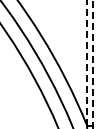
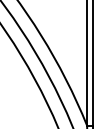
line: dashed -> solid (87, 62)
line: dashed -> solid (93, 63)
